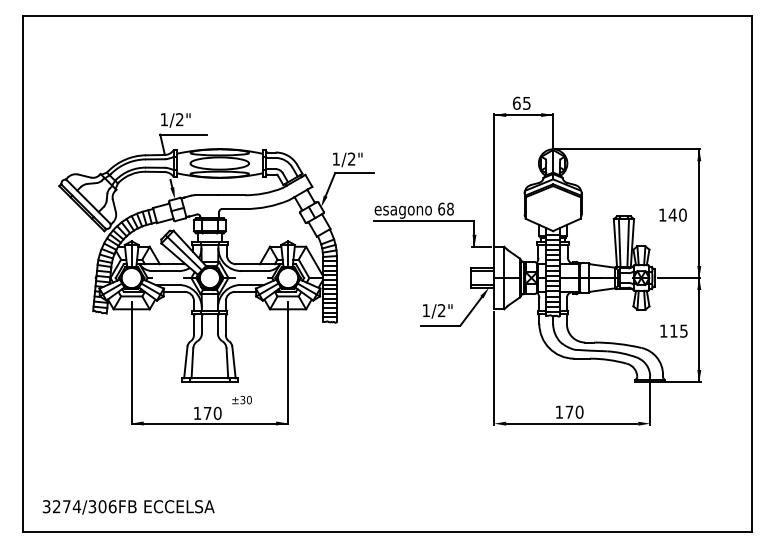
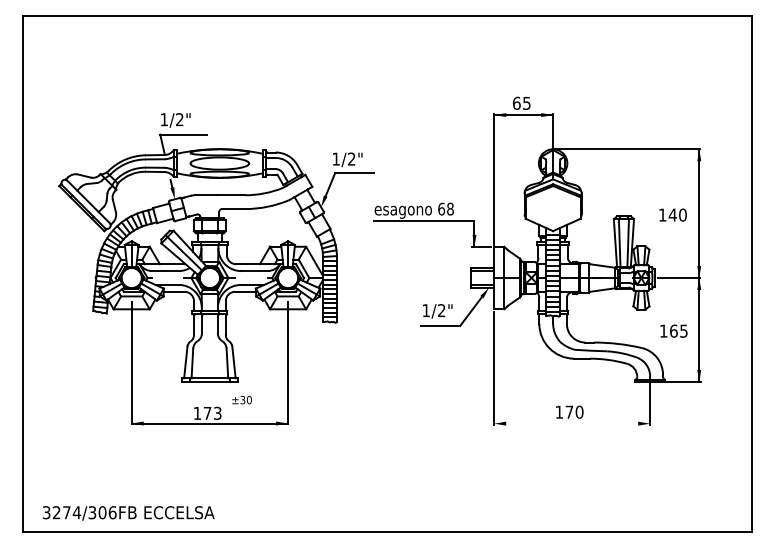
text: 115 -> 165 (673, 330)
text: 170 -> 173 (217, 412)
line: present -> none (570, 423)
text position: (128, 507) -> (128, 513) (128, 513)
